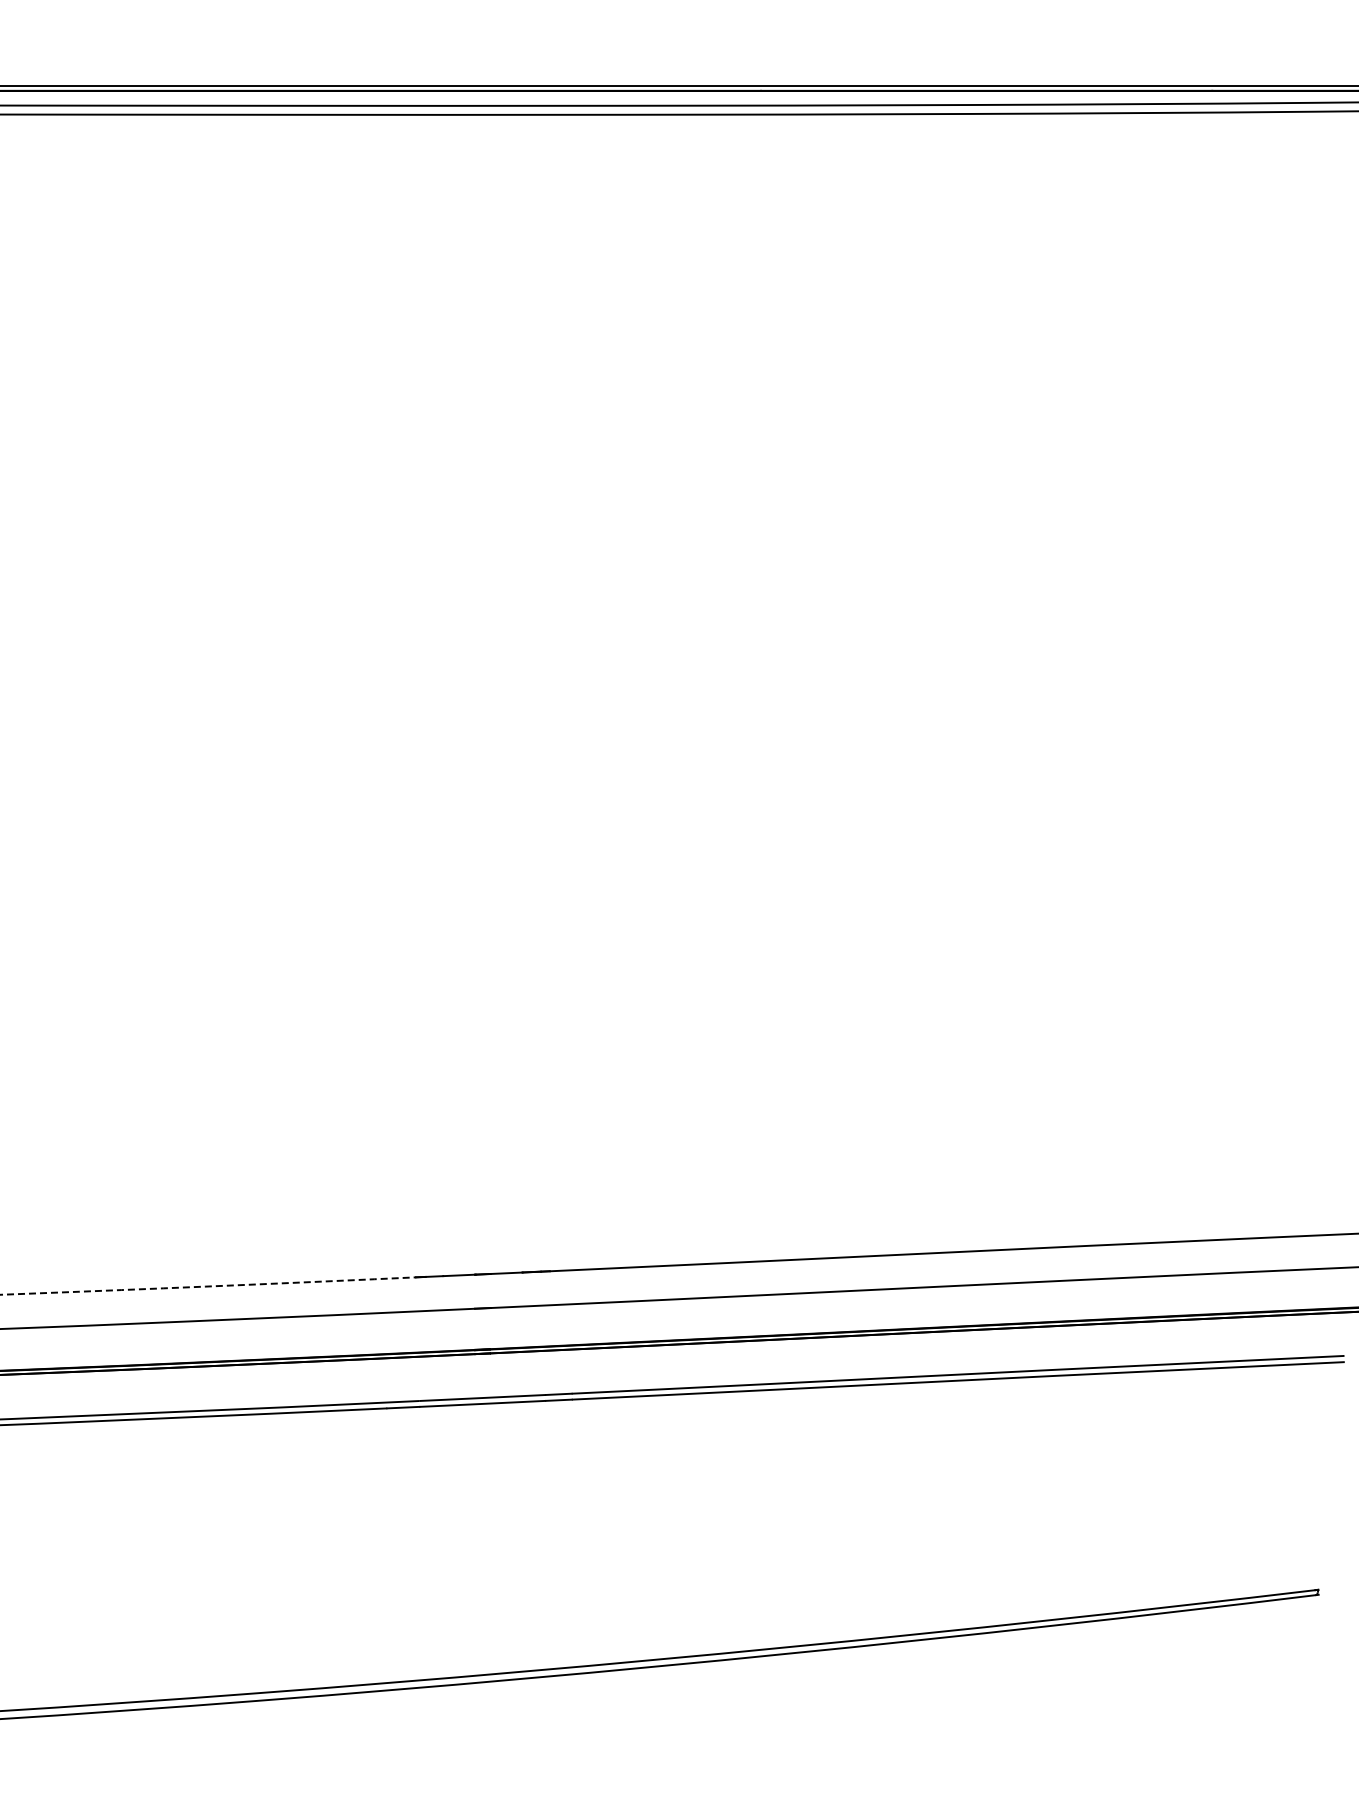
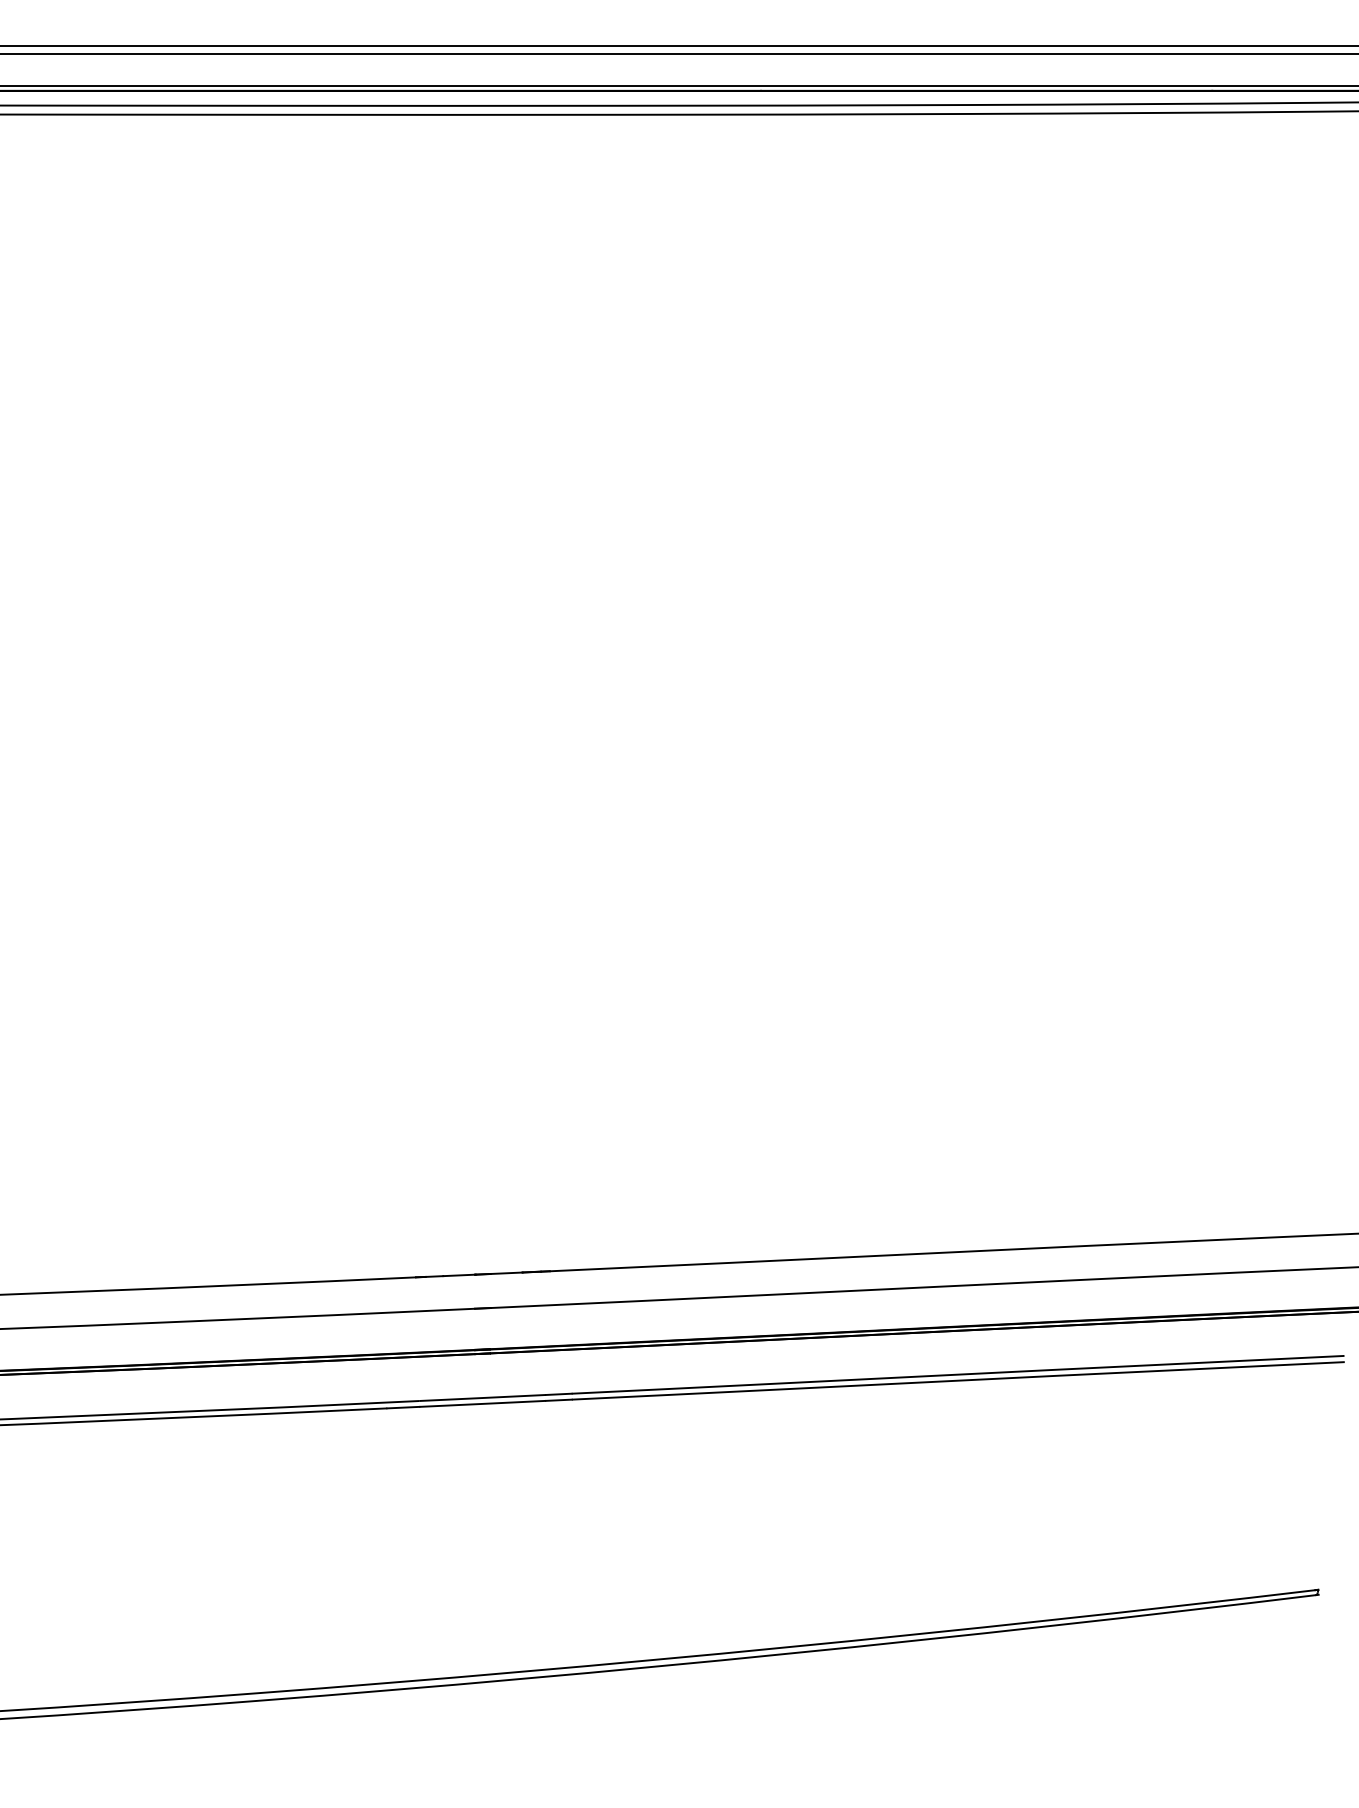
line: none -> present (678, 45)
line: none -> present (678, 54)
arc: dashed -> solid (208, 1286)
